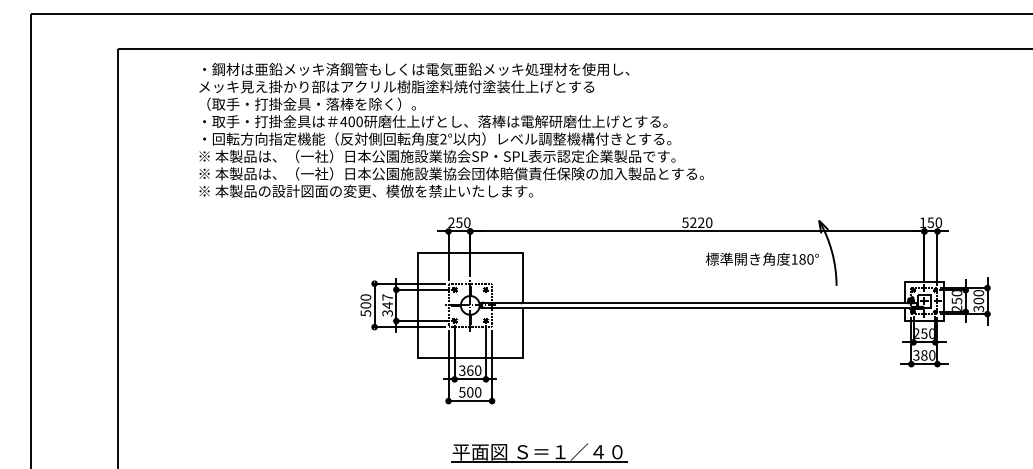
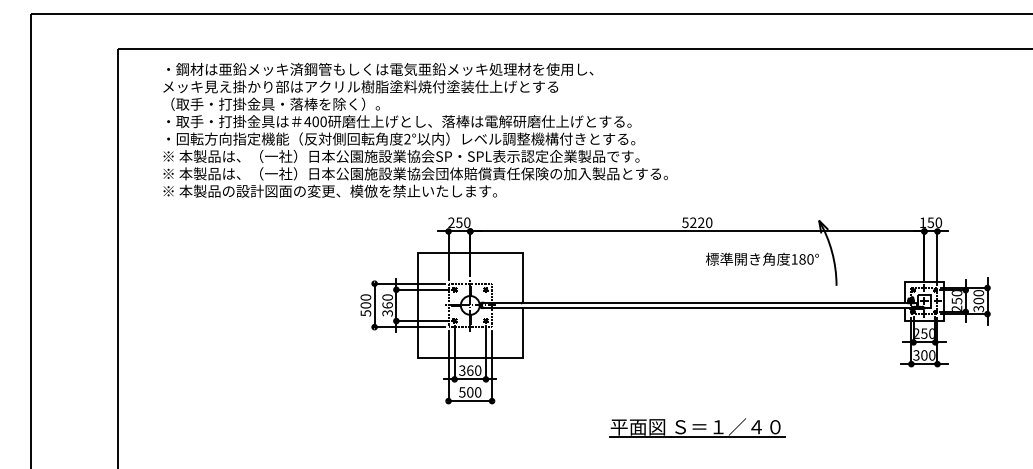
text position: (451, 130) -> (415, 130) (415, 130)
text: 347 -> 360 (387, 301)
text: 380 -> 300 (924, 355)
part position: (539, 452) -> (697, 427) (697, 427)
